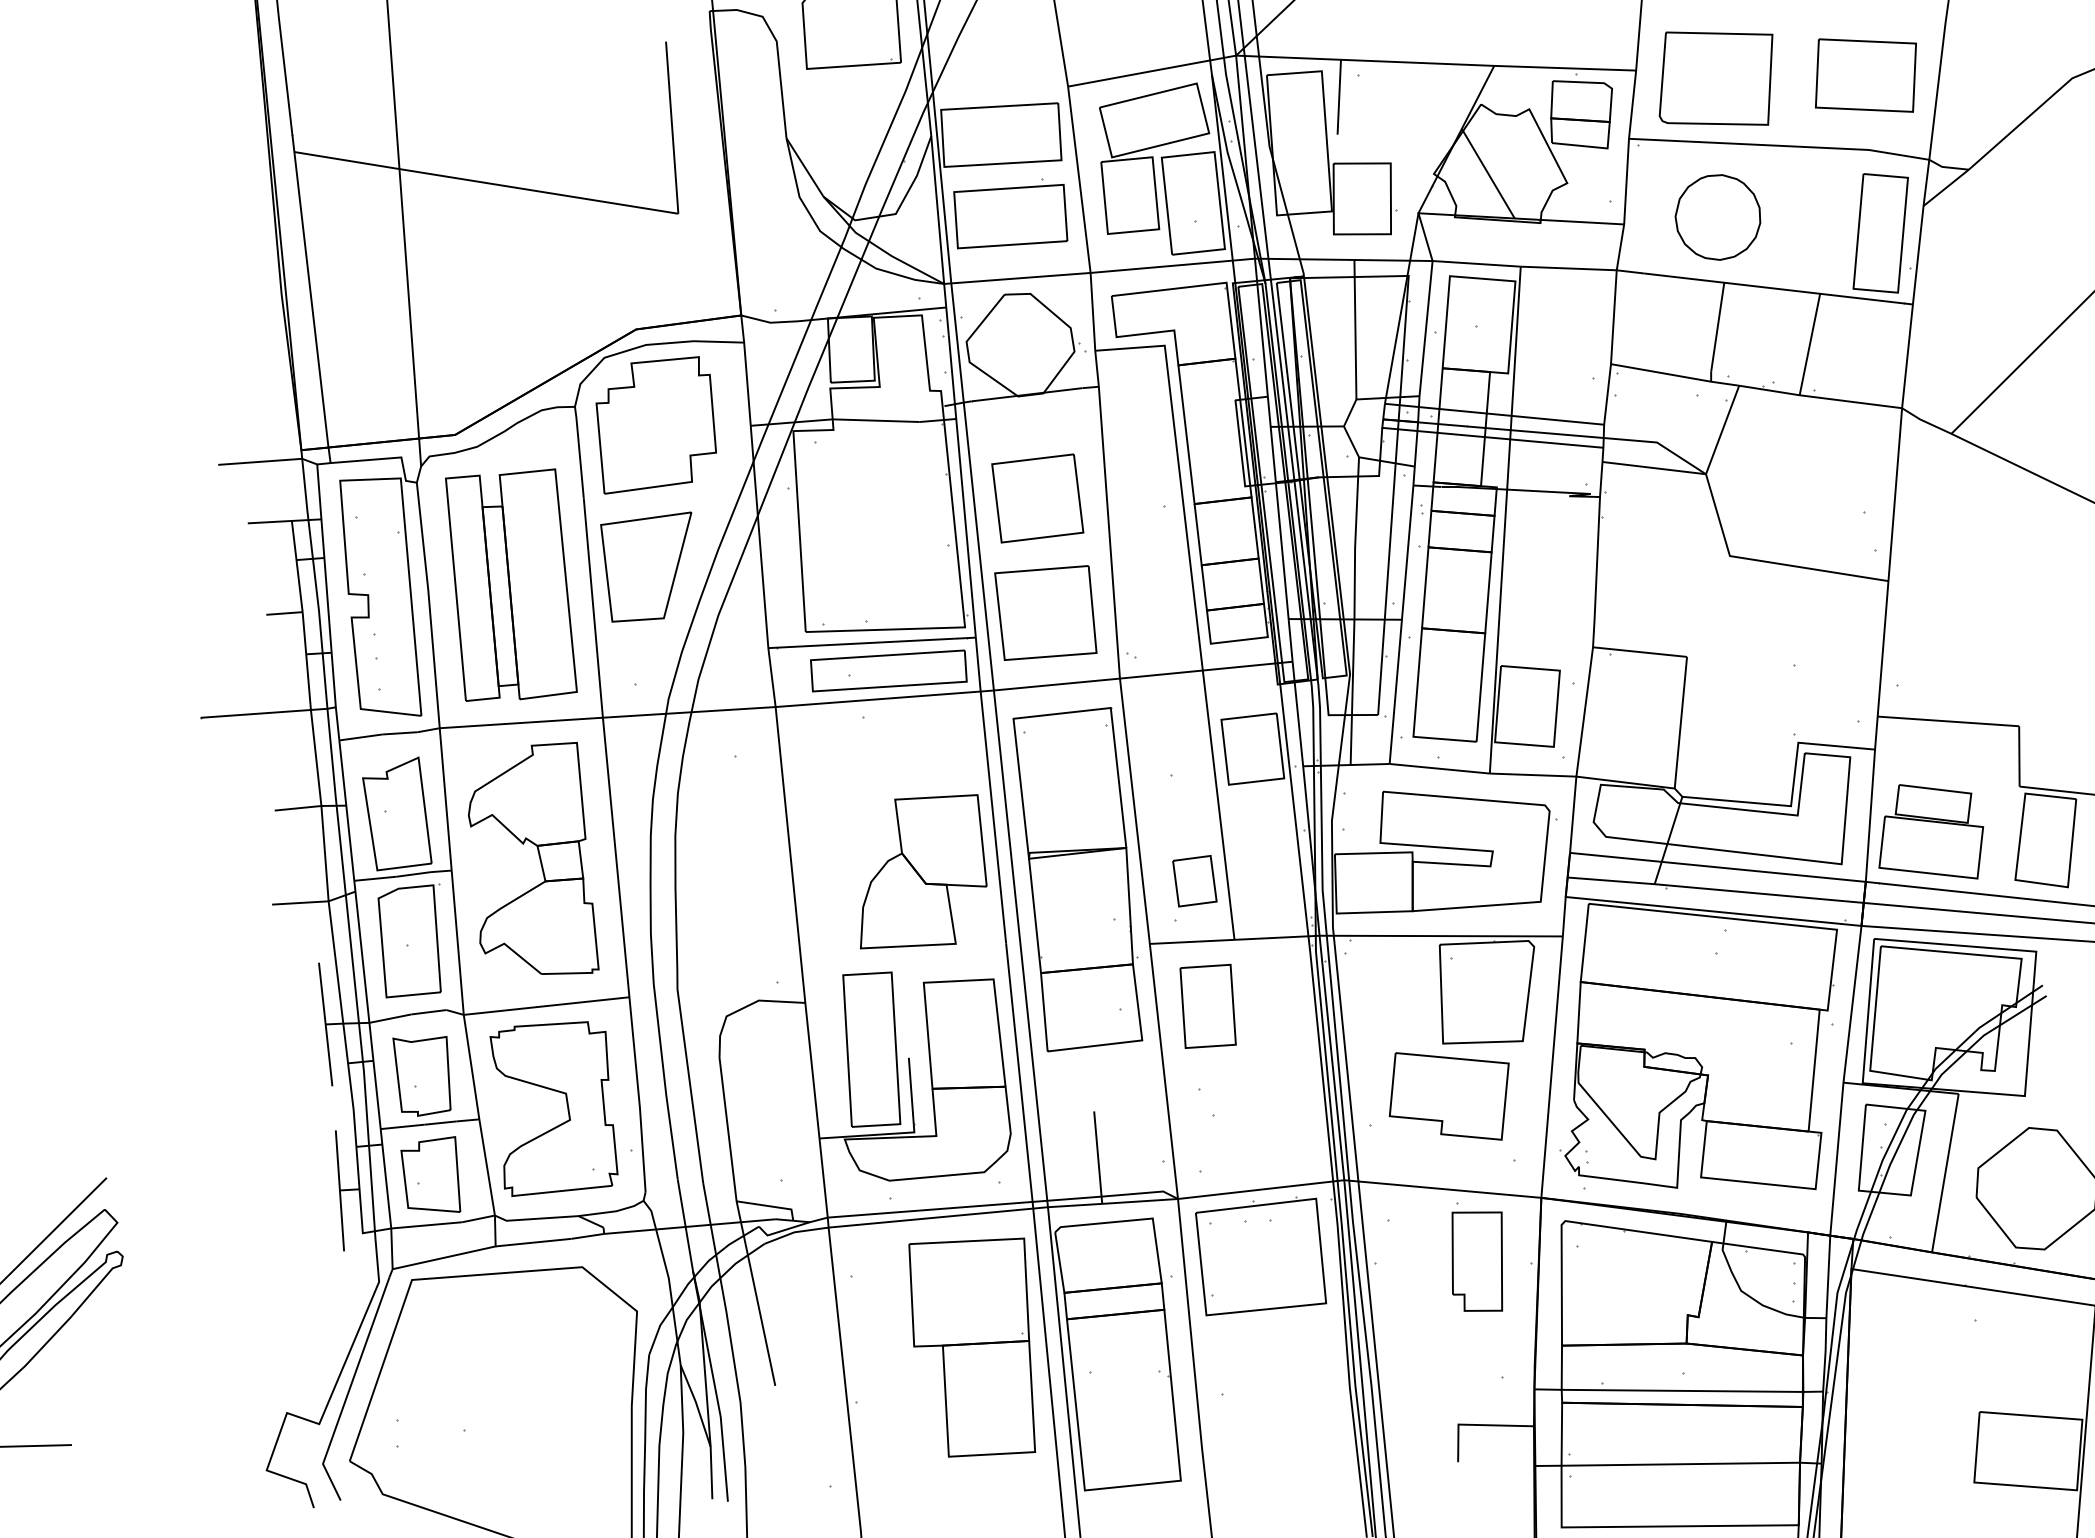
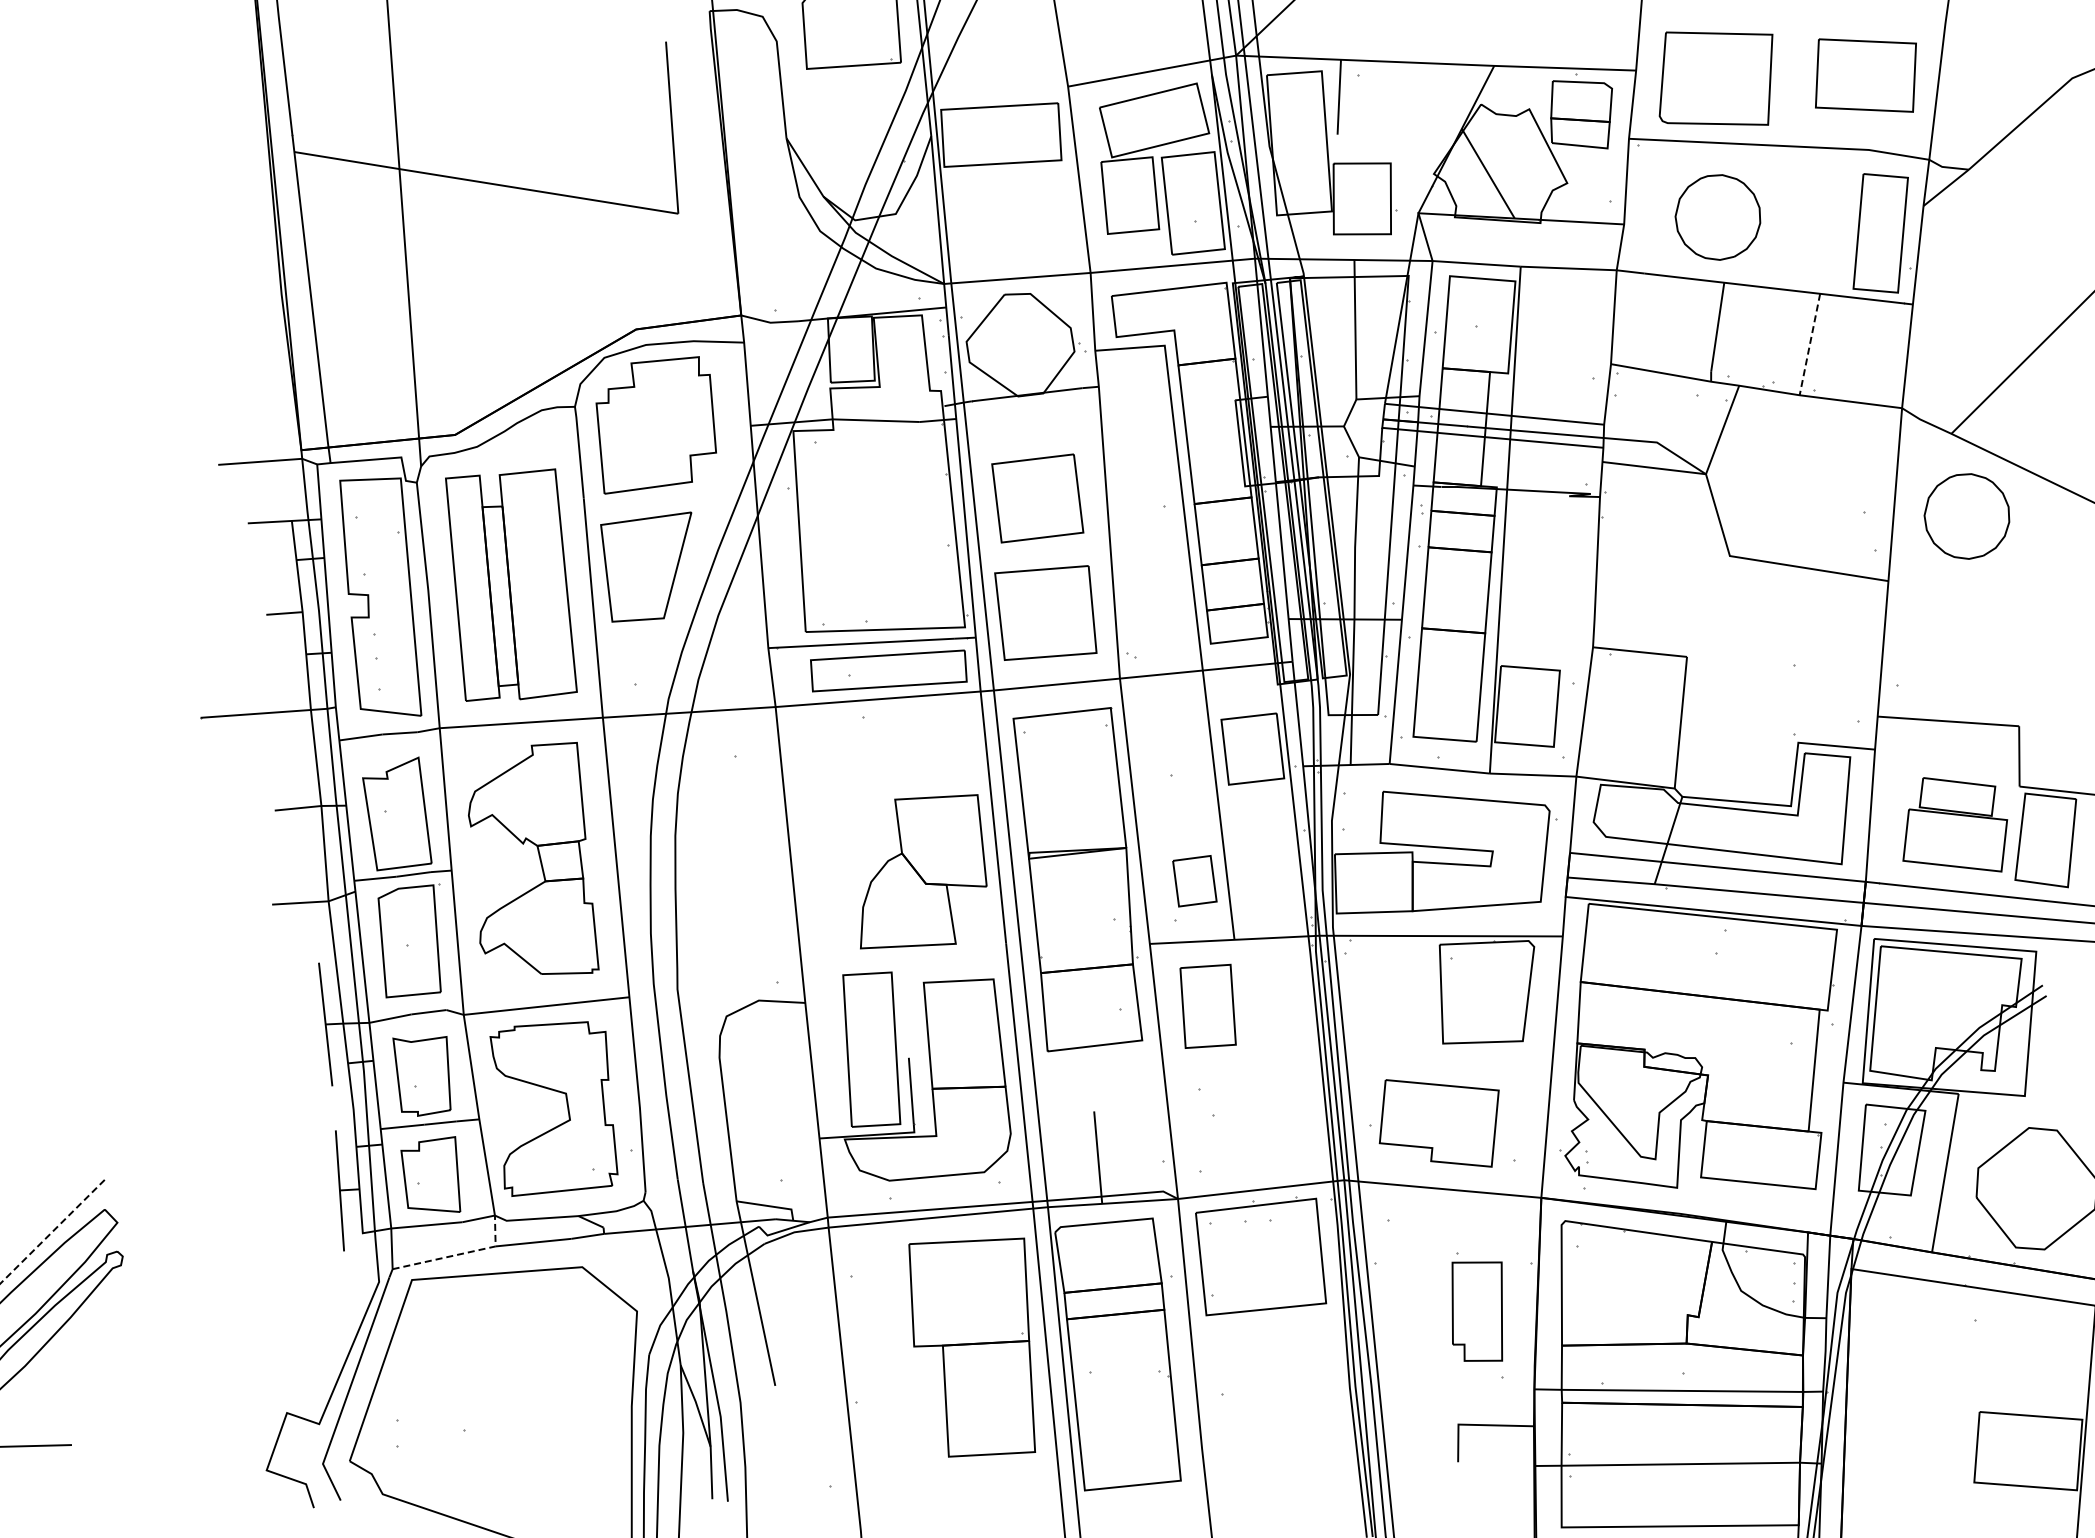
part: present -> none (1010, 213)
line: solid -> dashed (1809, 344)
part: none -> present (1966, 516)
part position: (1931, 831) -> (1955, 824) (1955, 824)
part position: (1448, 1096) -> (1438, 1123) (1438, 1123)
line: solid -> dashed (53, 1230)
line: solid -> dashed (459, 1254)
part position: (1477, 1256) -> (1477, 1306) (1477, 1306)
